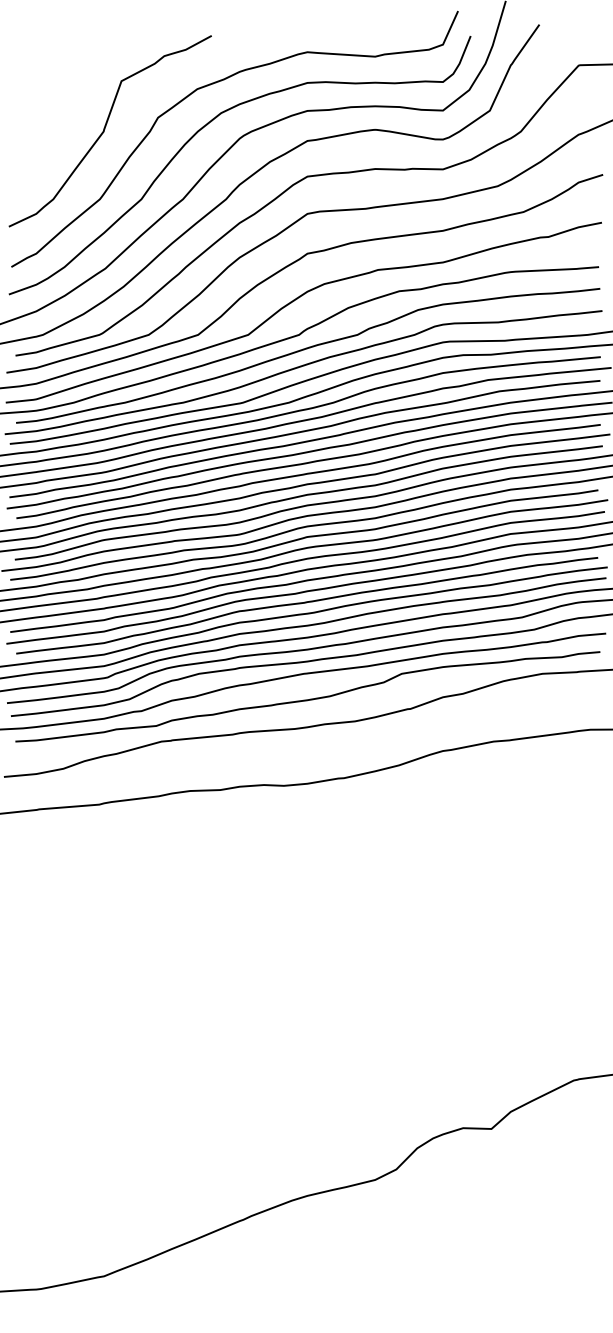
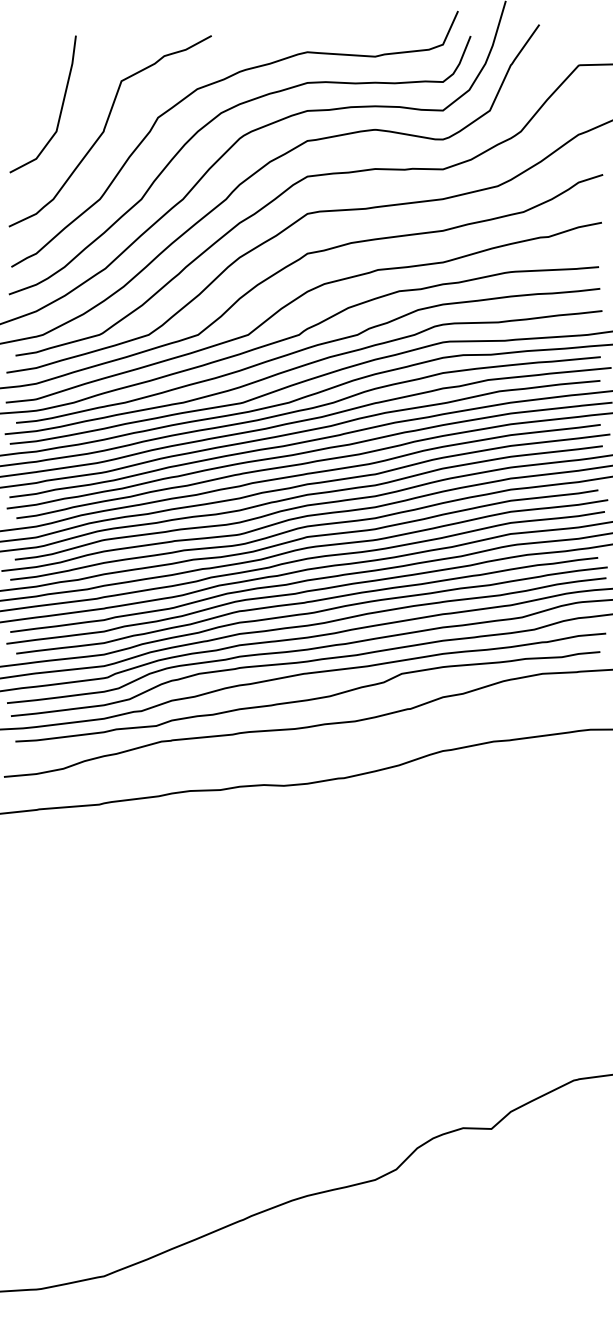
curve: none -> present (60, 109)
